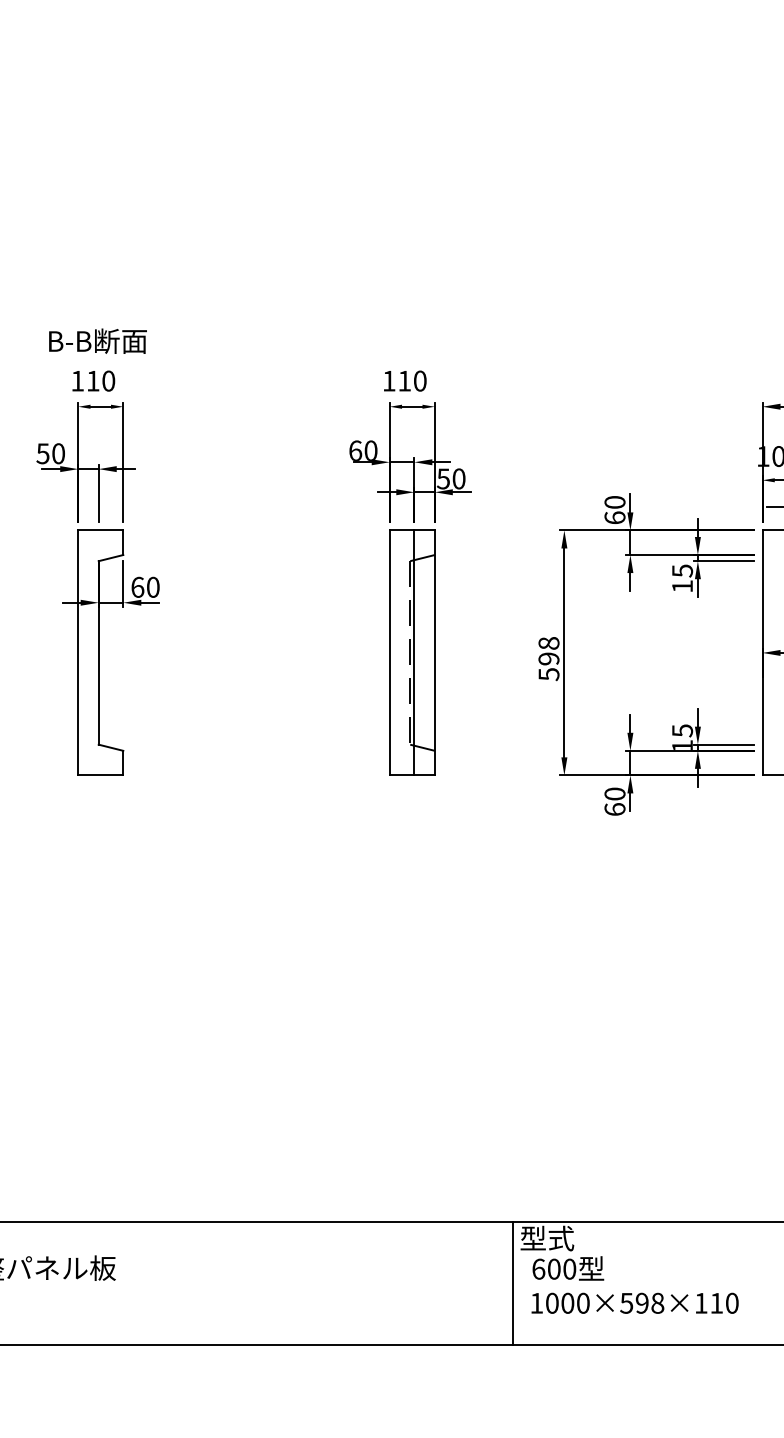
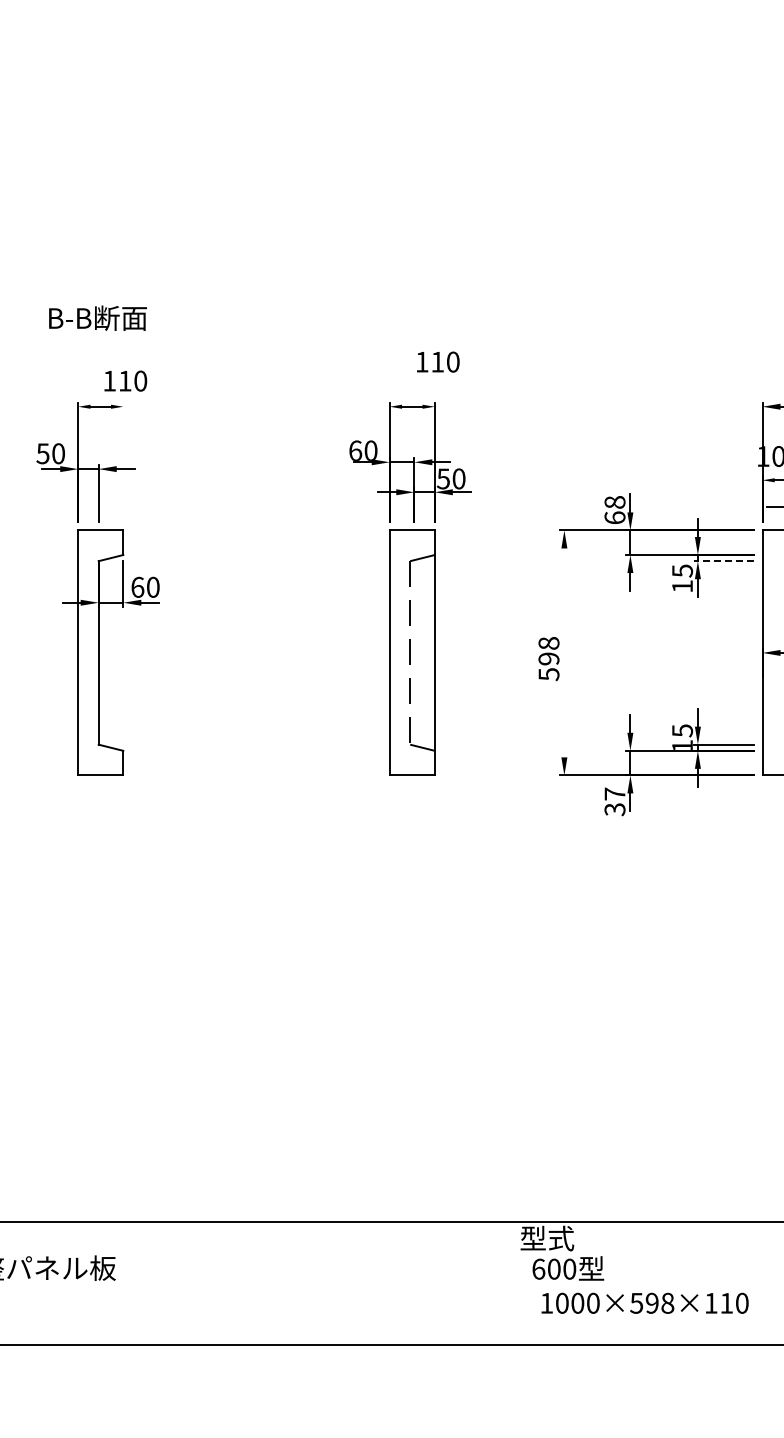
text position: (97, 340) -> (97, 317) (97, 317)
text position: (93, 380) -> (125, 380) (125, 380)
text position: (405, 380) -> (438, 361) (438, 361)
line: present -> none (123, 462)
text: 60 -> 68 (615, 502)
line: solid -> dashed (723, 561)
line: present -> none (414, 652)
line: present -> none (564, 652)
text: 60 -> 37 (614, 801)
line: present -> none (512, 1283)
text position: (634, 1302) -> (644, 1302) (644, 1302)
